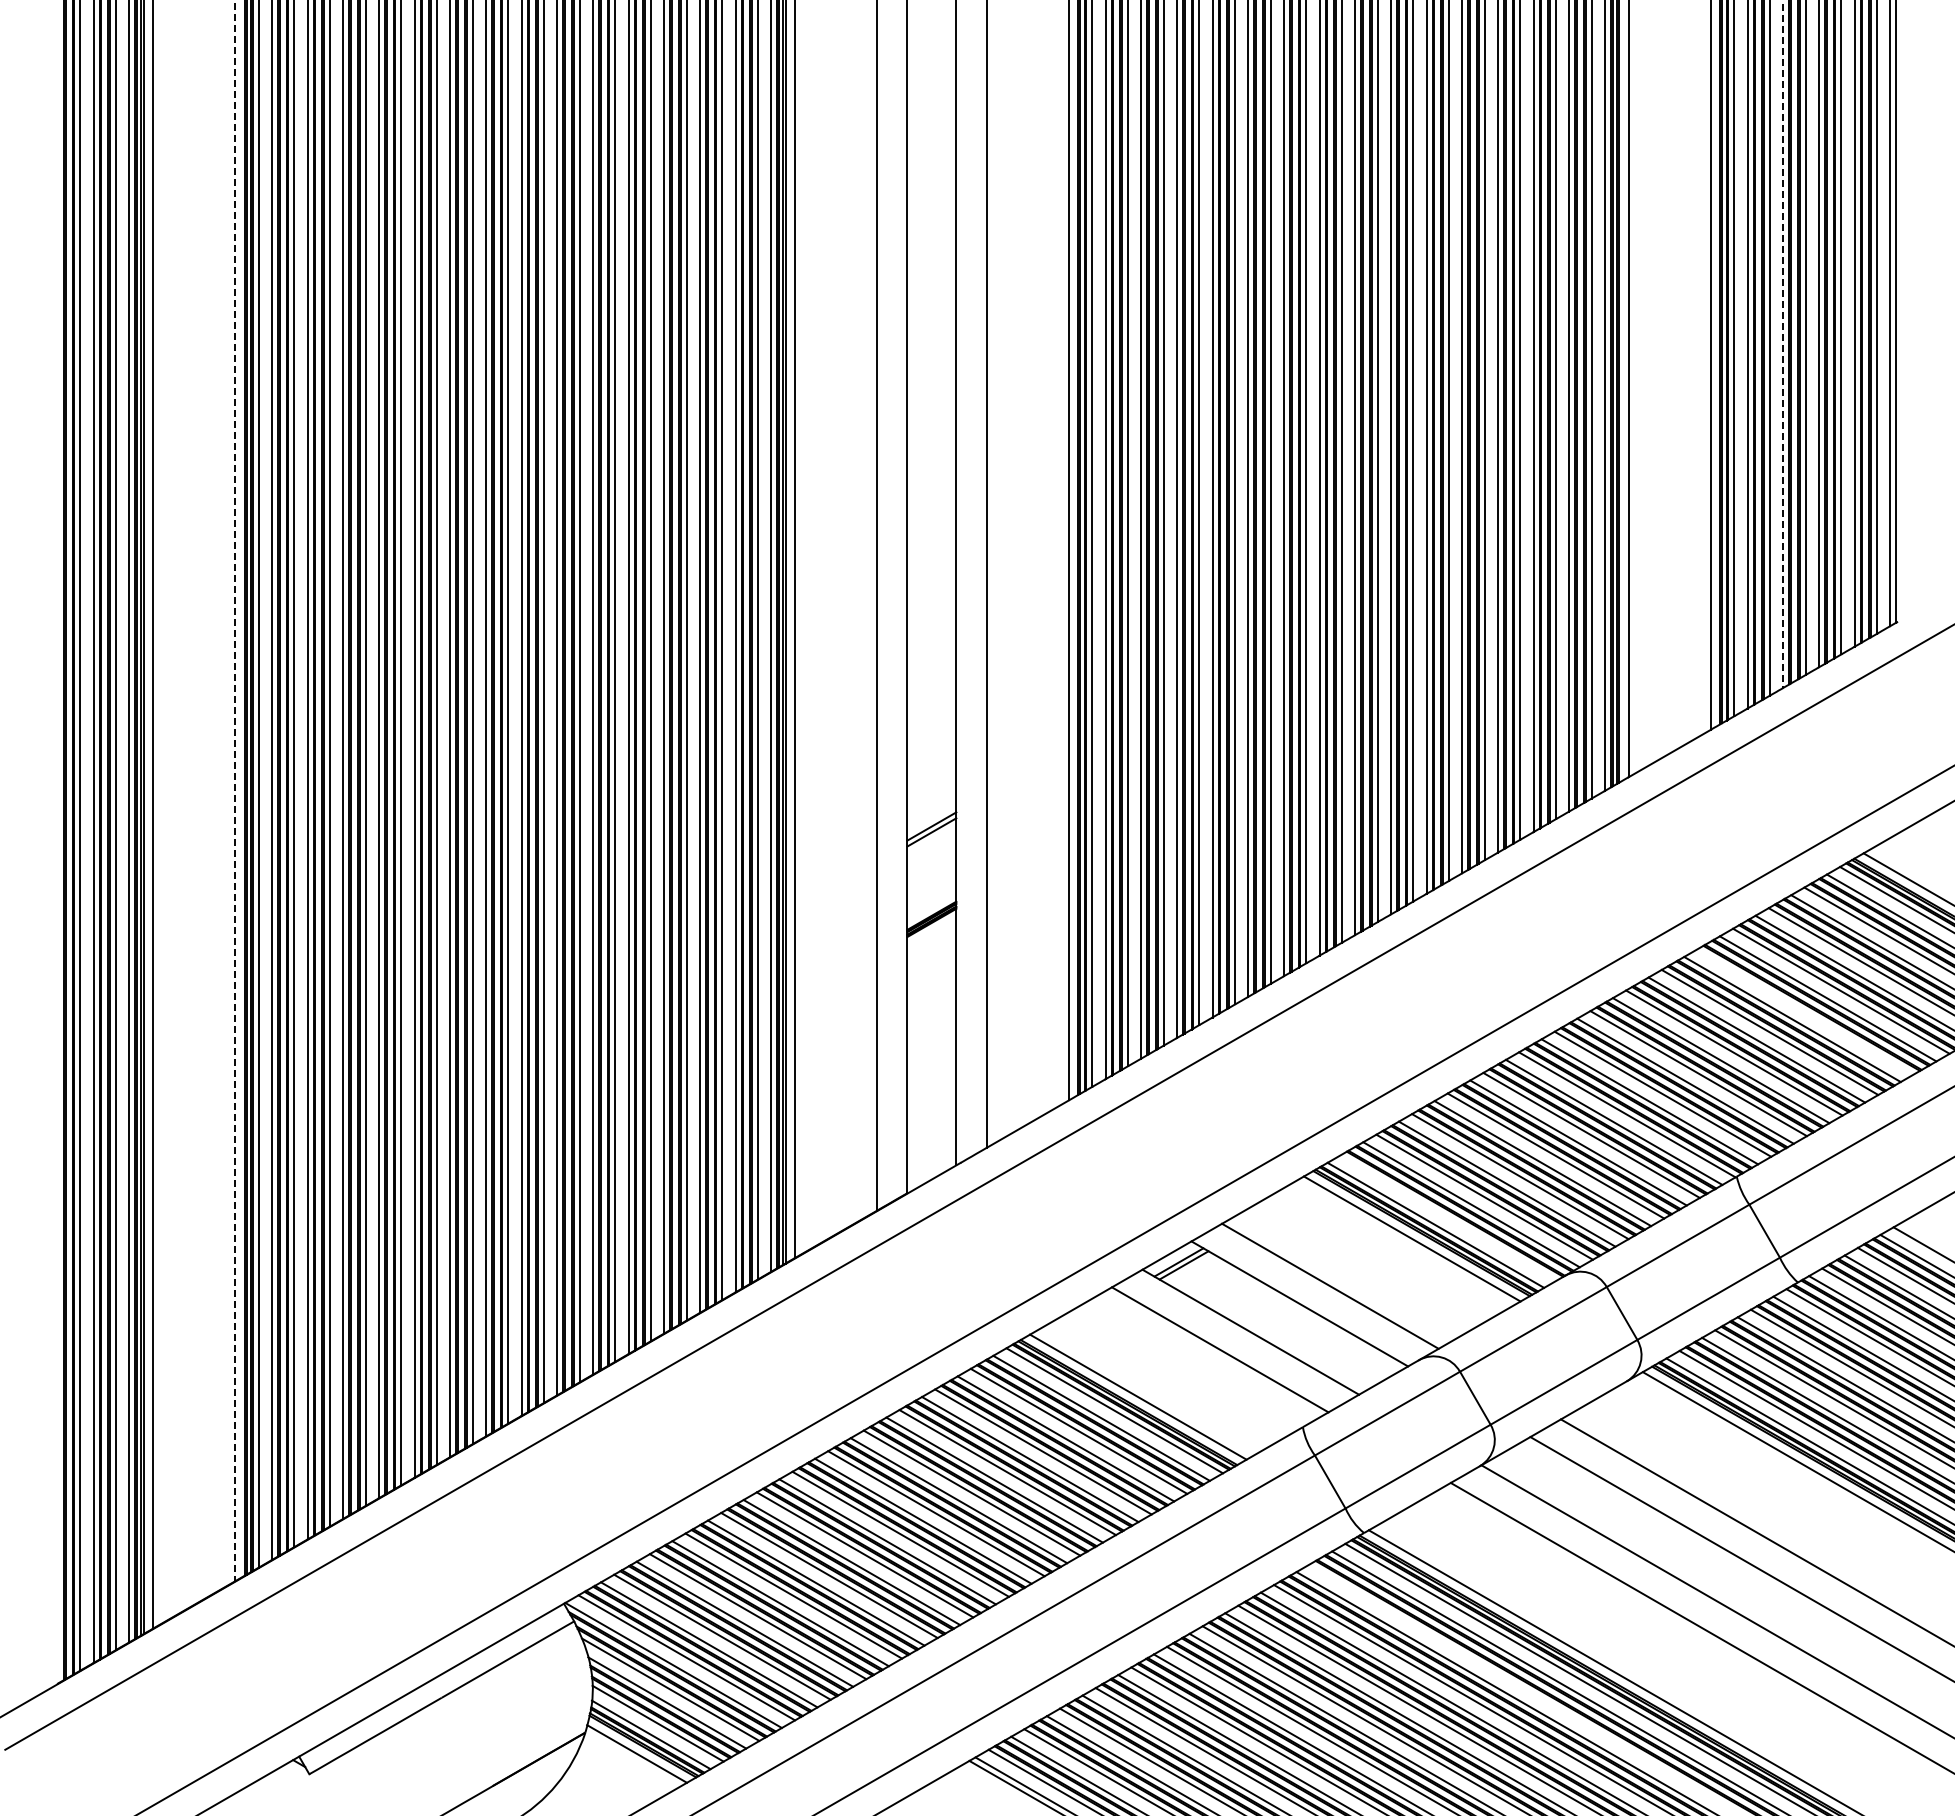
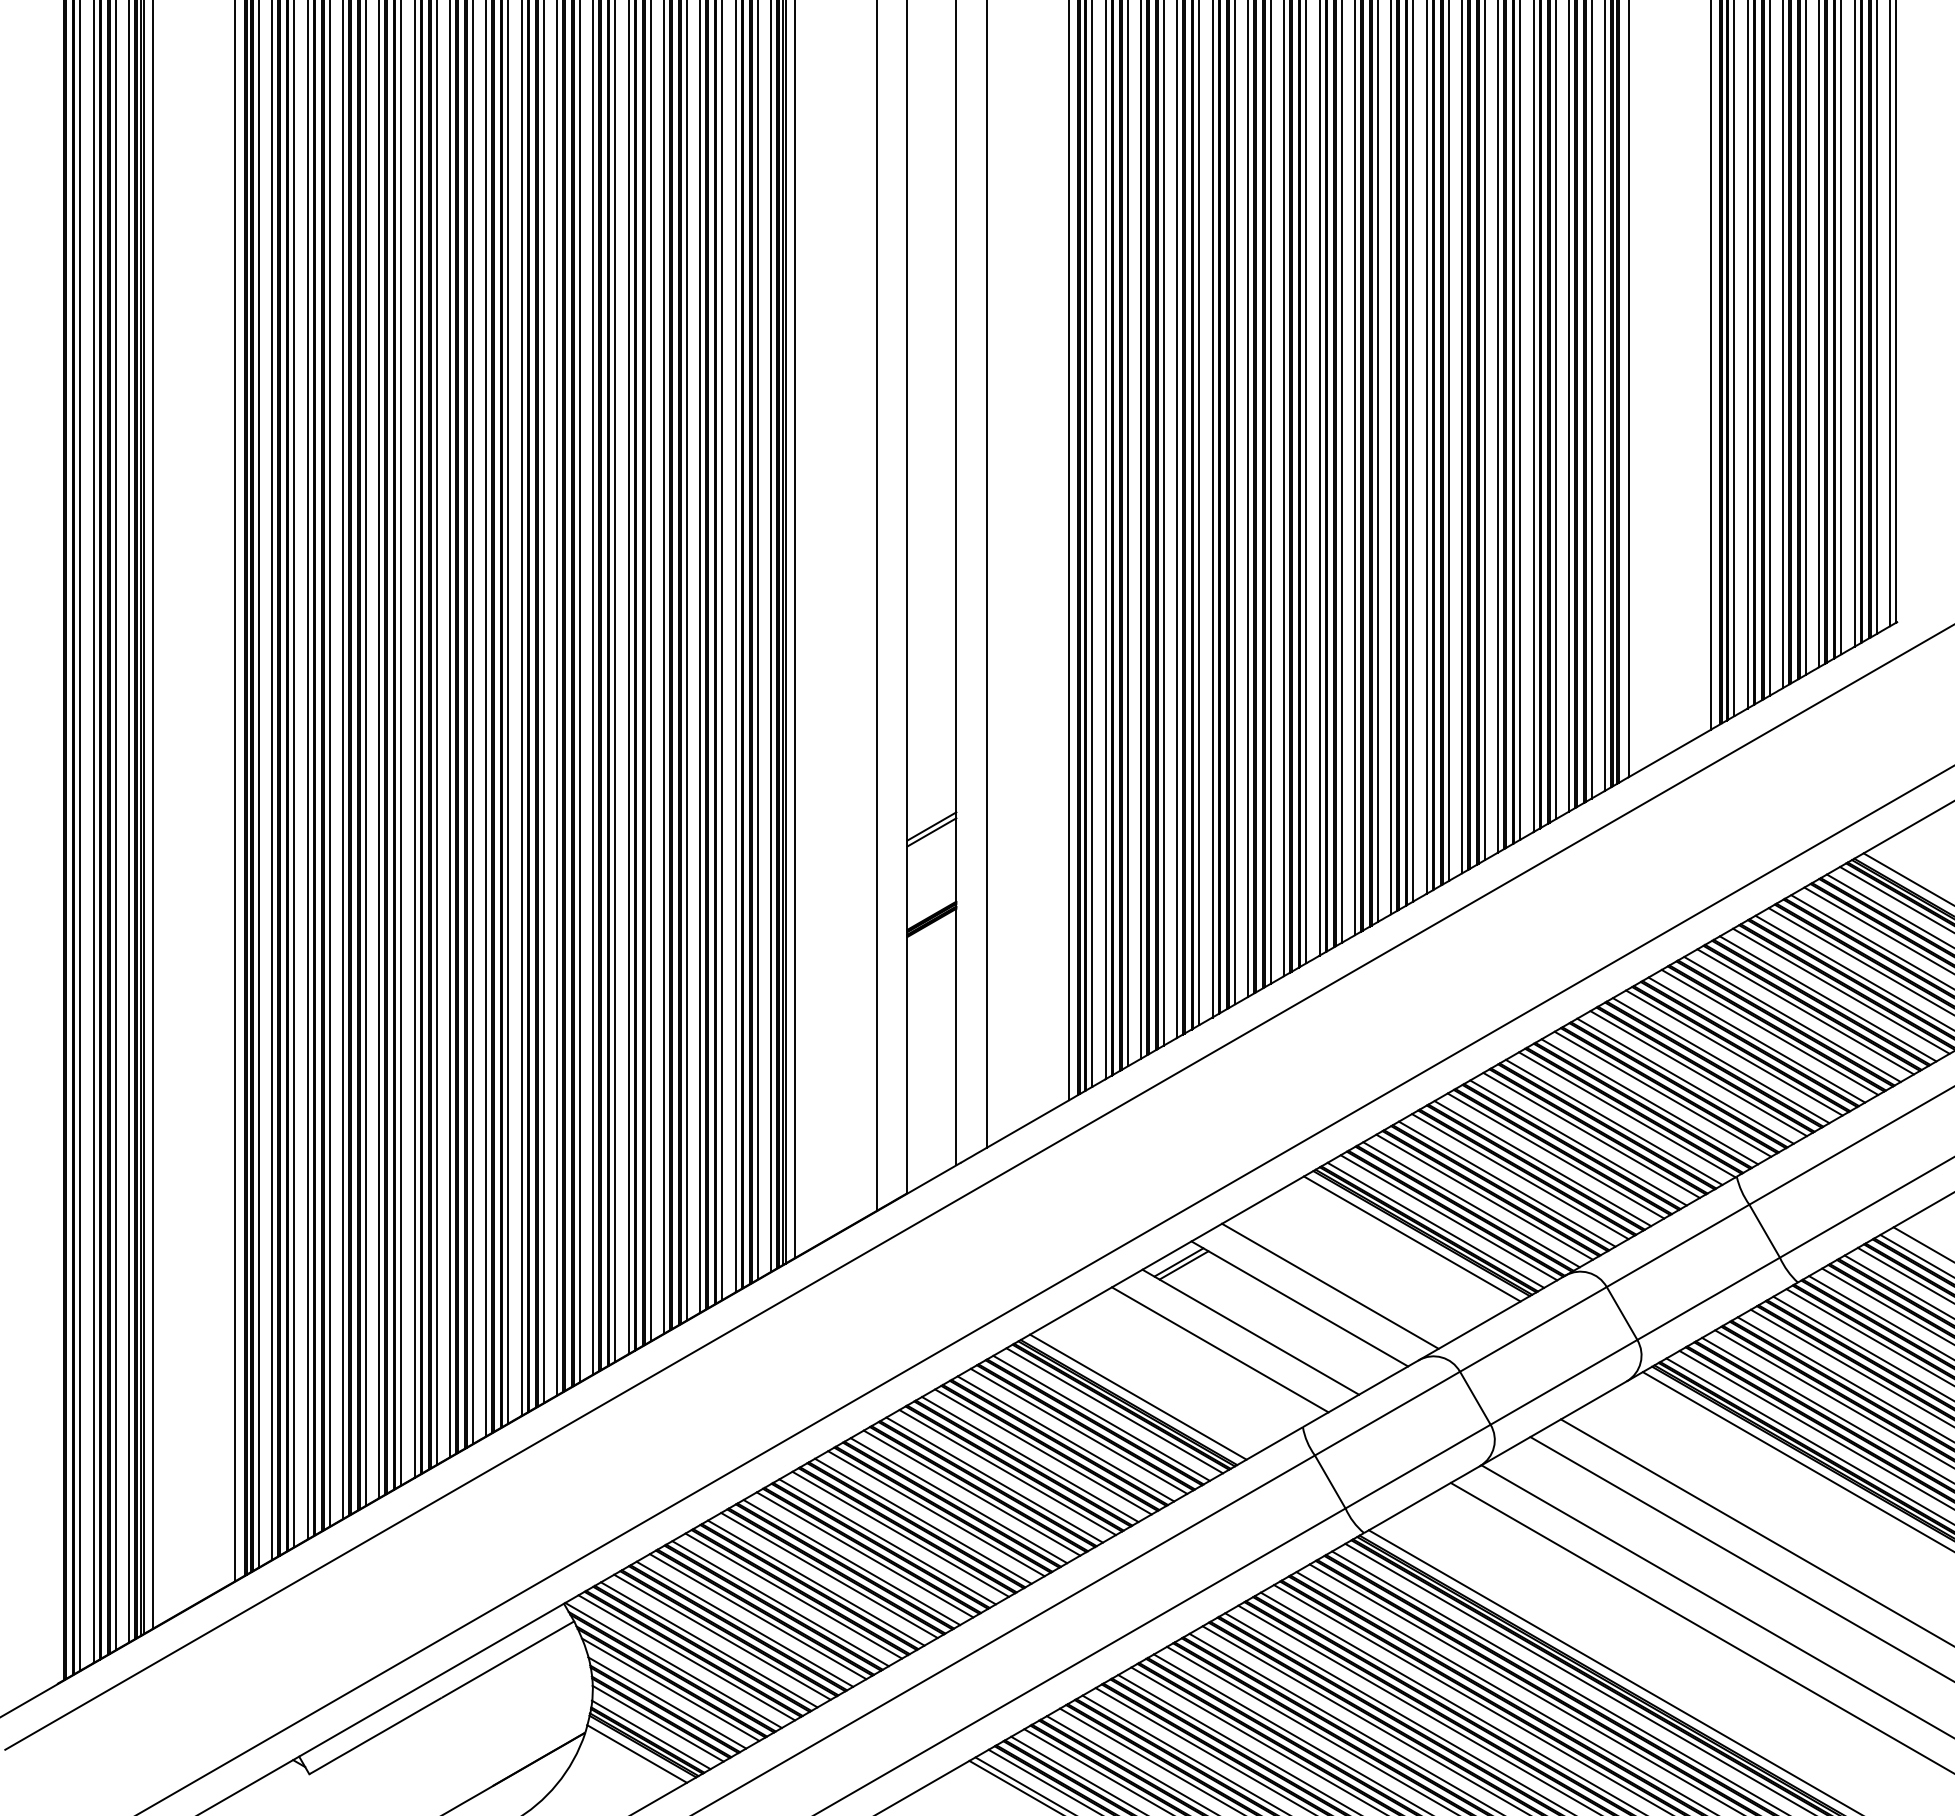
line: dashed -> solid (1783, 344)
line: dashed -> solid (235, 790)
line: none -> present (1805, 1011)
line: none -> present (1448, 1217)
line: none -> present (1524, 1688)
